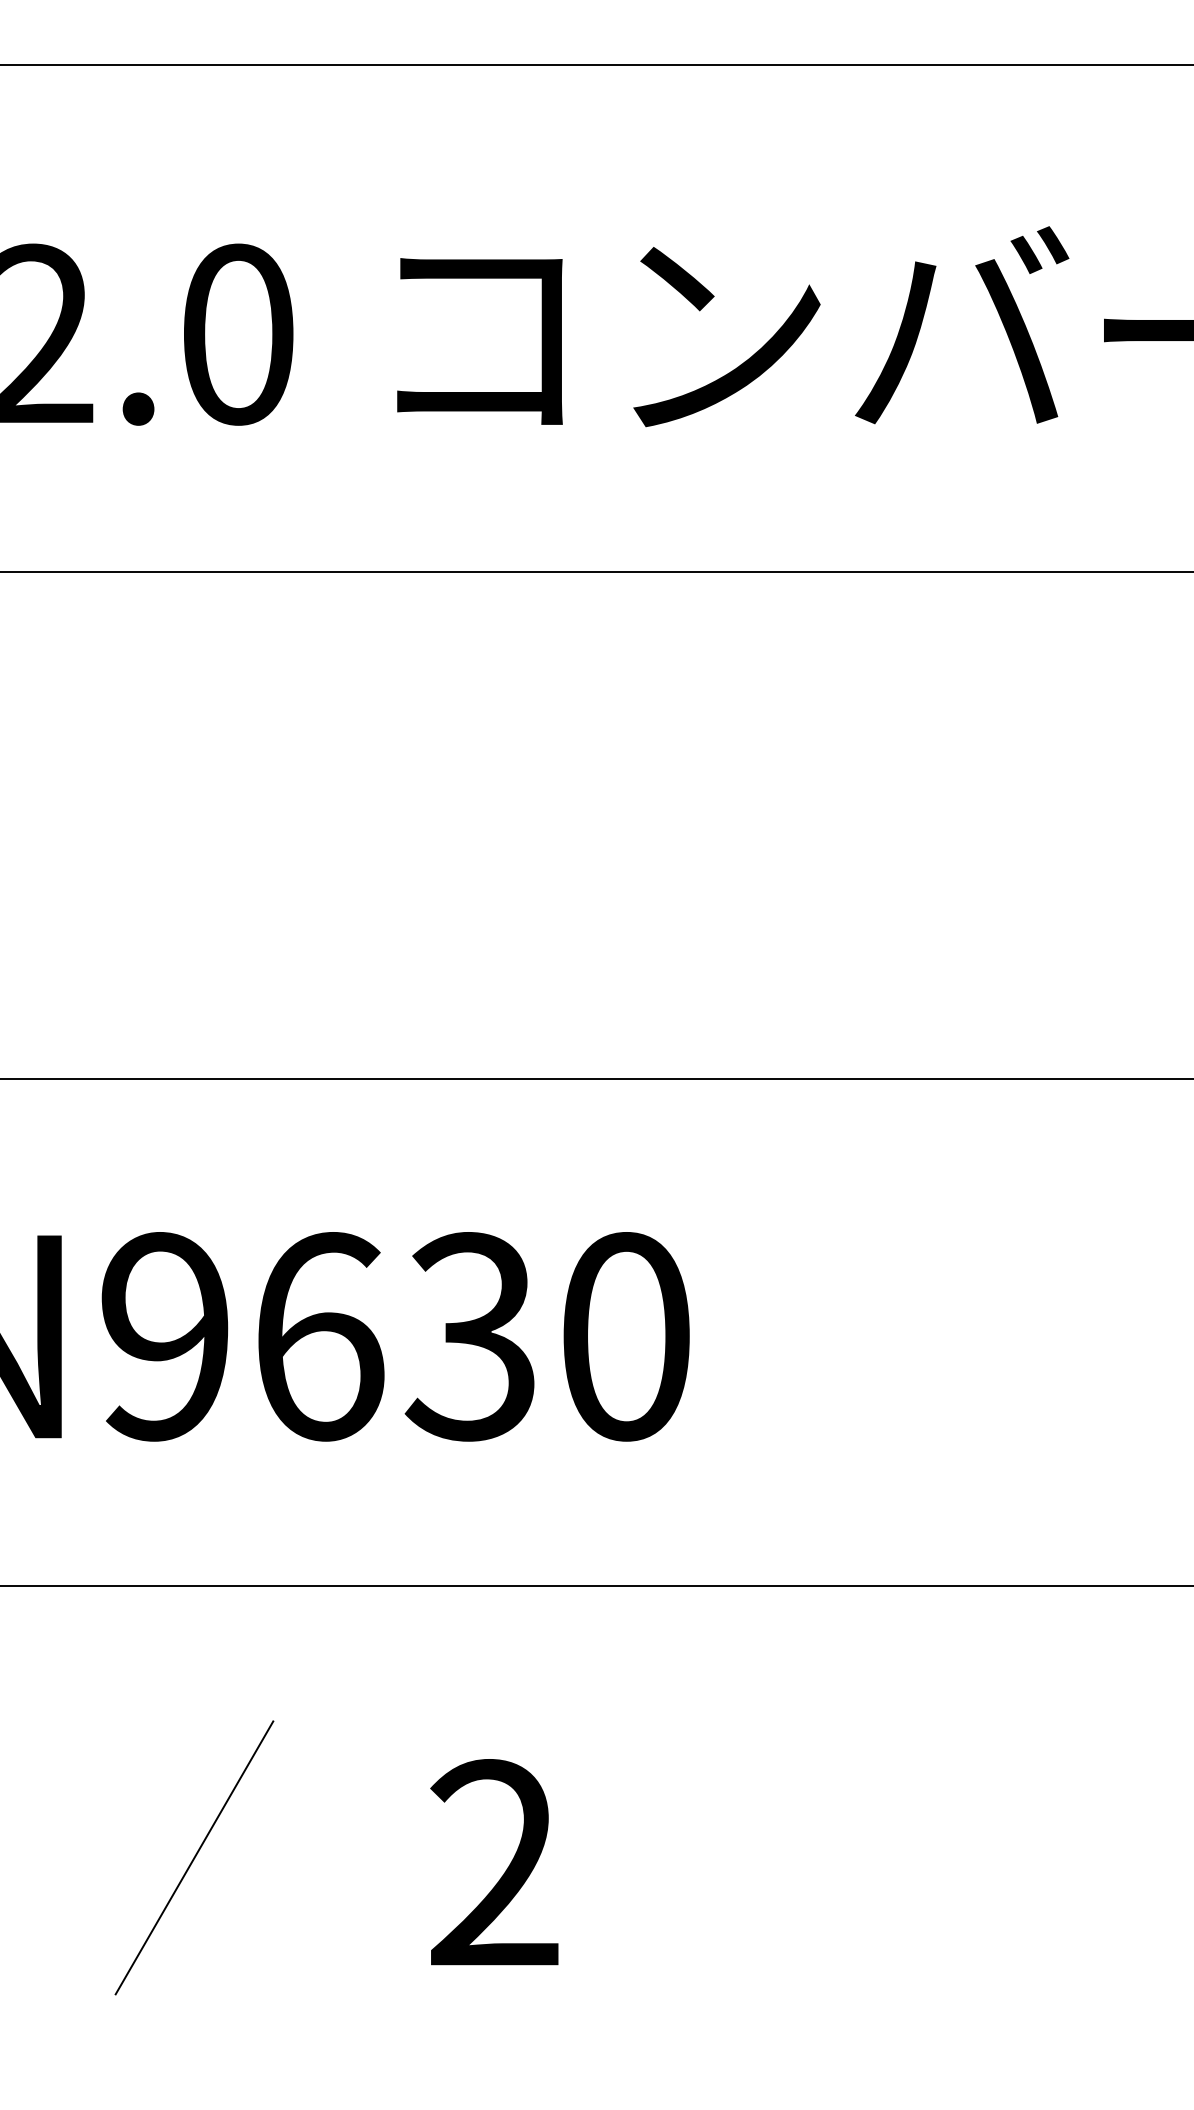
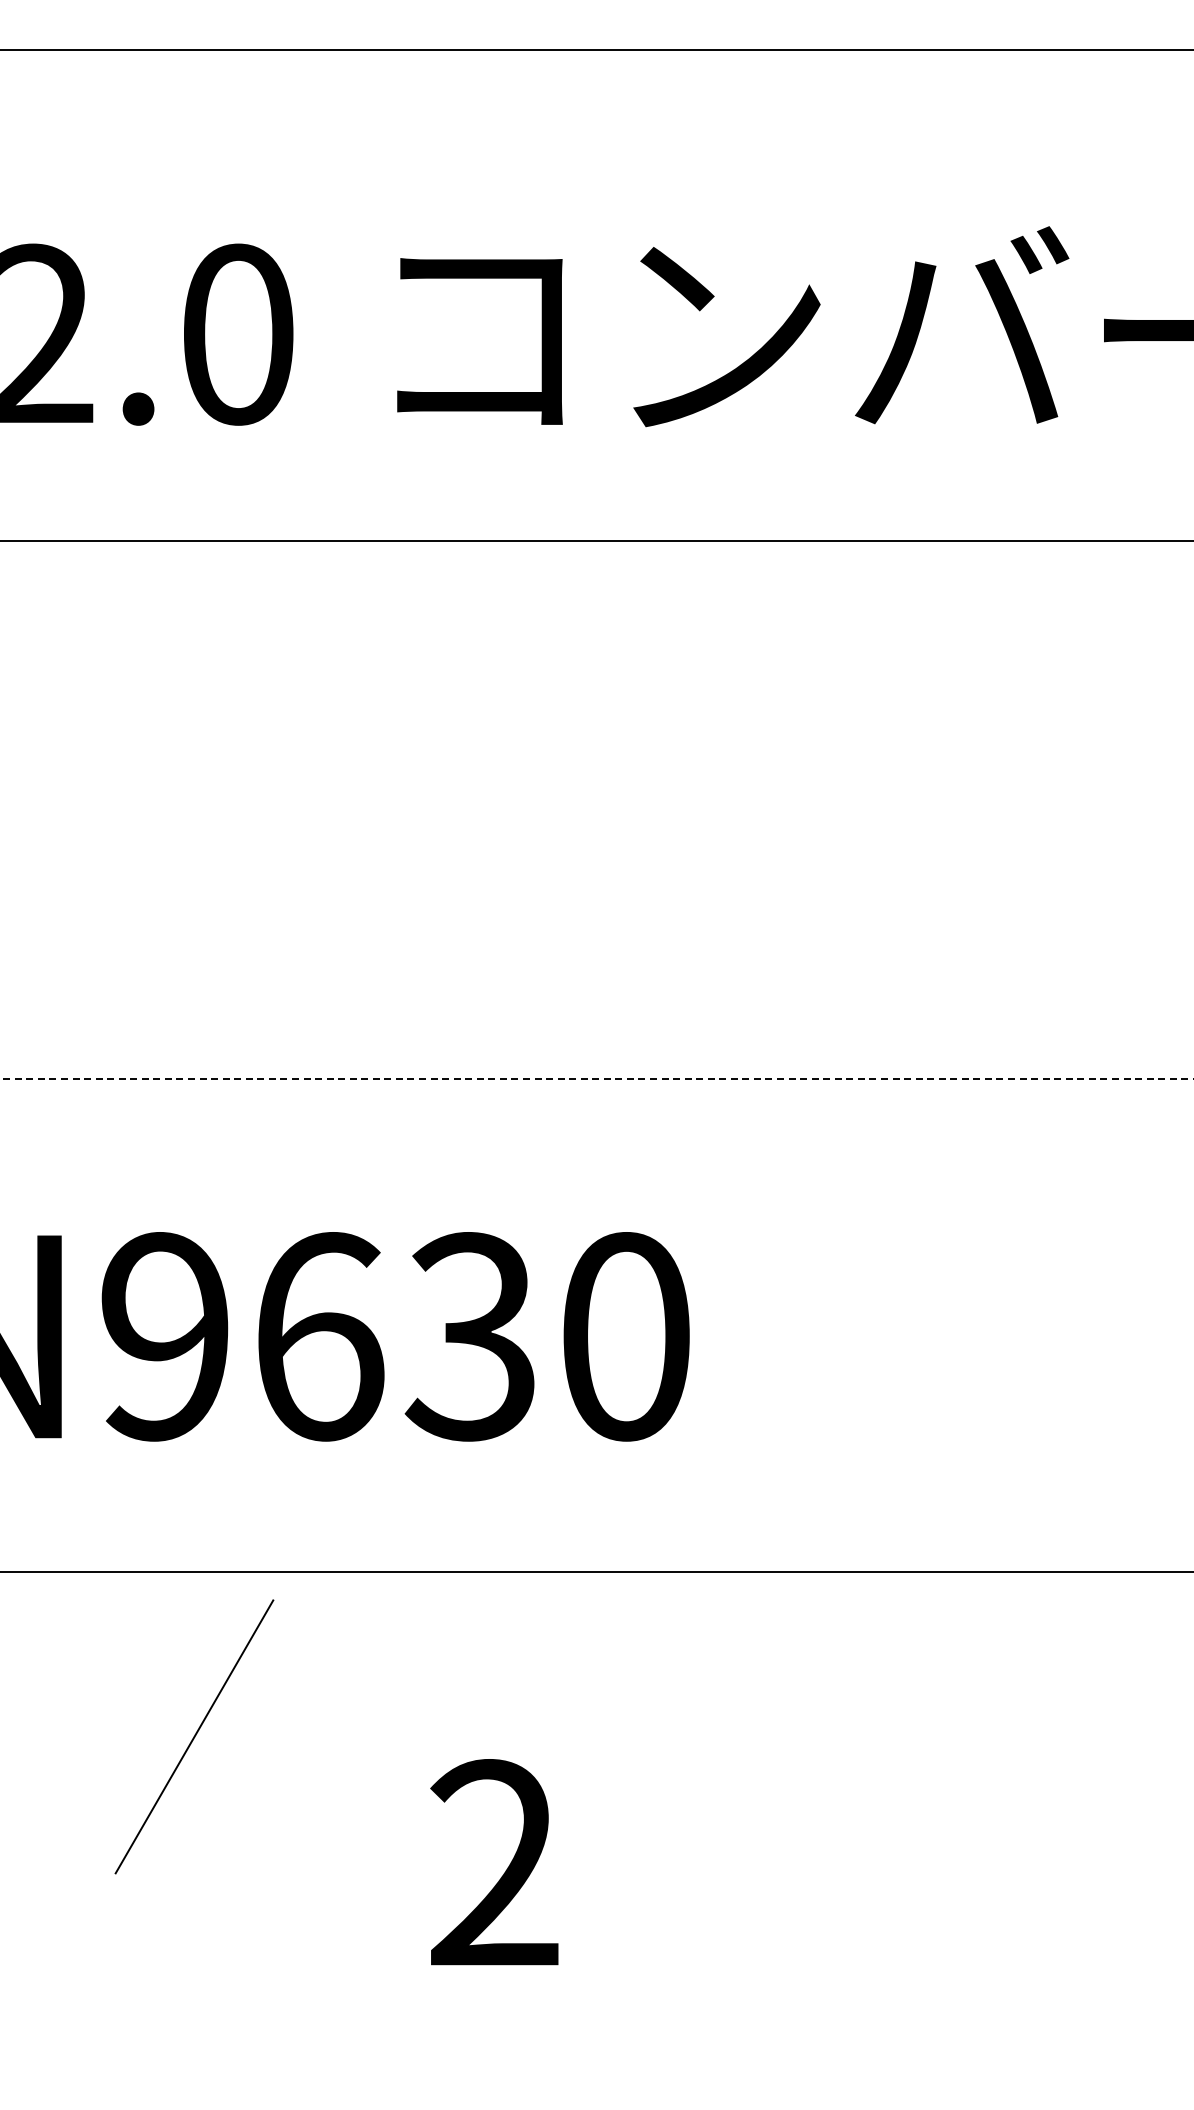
line position: (596, 64) -> (596, 49) (596, 49)
line position: (596, 572) -> (596, 541) (596, 541)
line: solid -> dashed (597, 1079)
line position: (596, 1586) -> (596, 1572) (596, 1572)
line position: (194, 1857) -> (194, 1736) (194, 1736)
